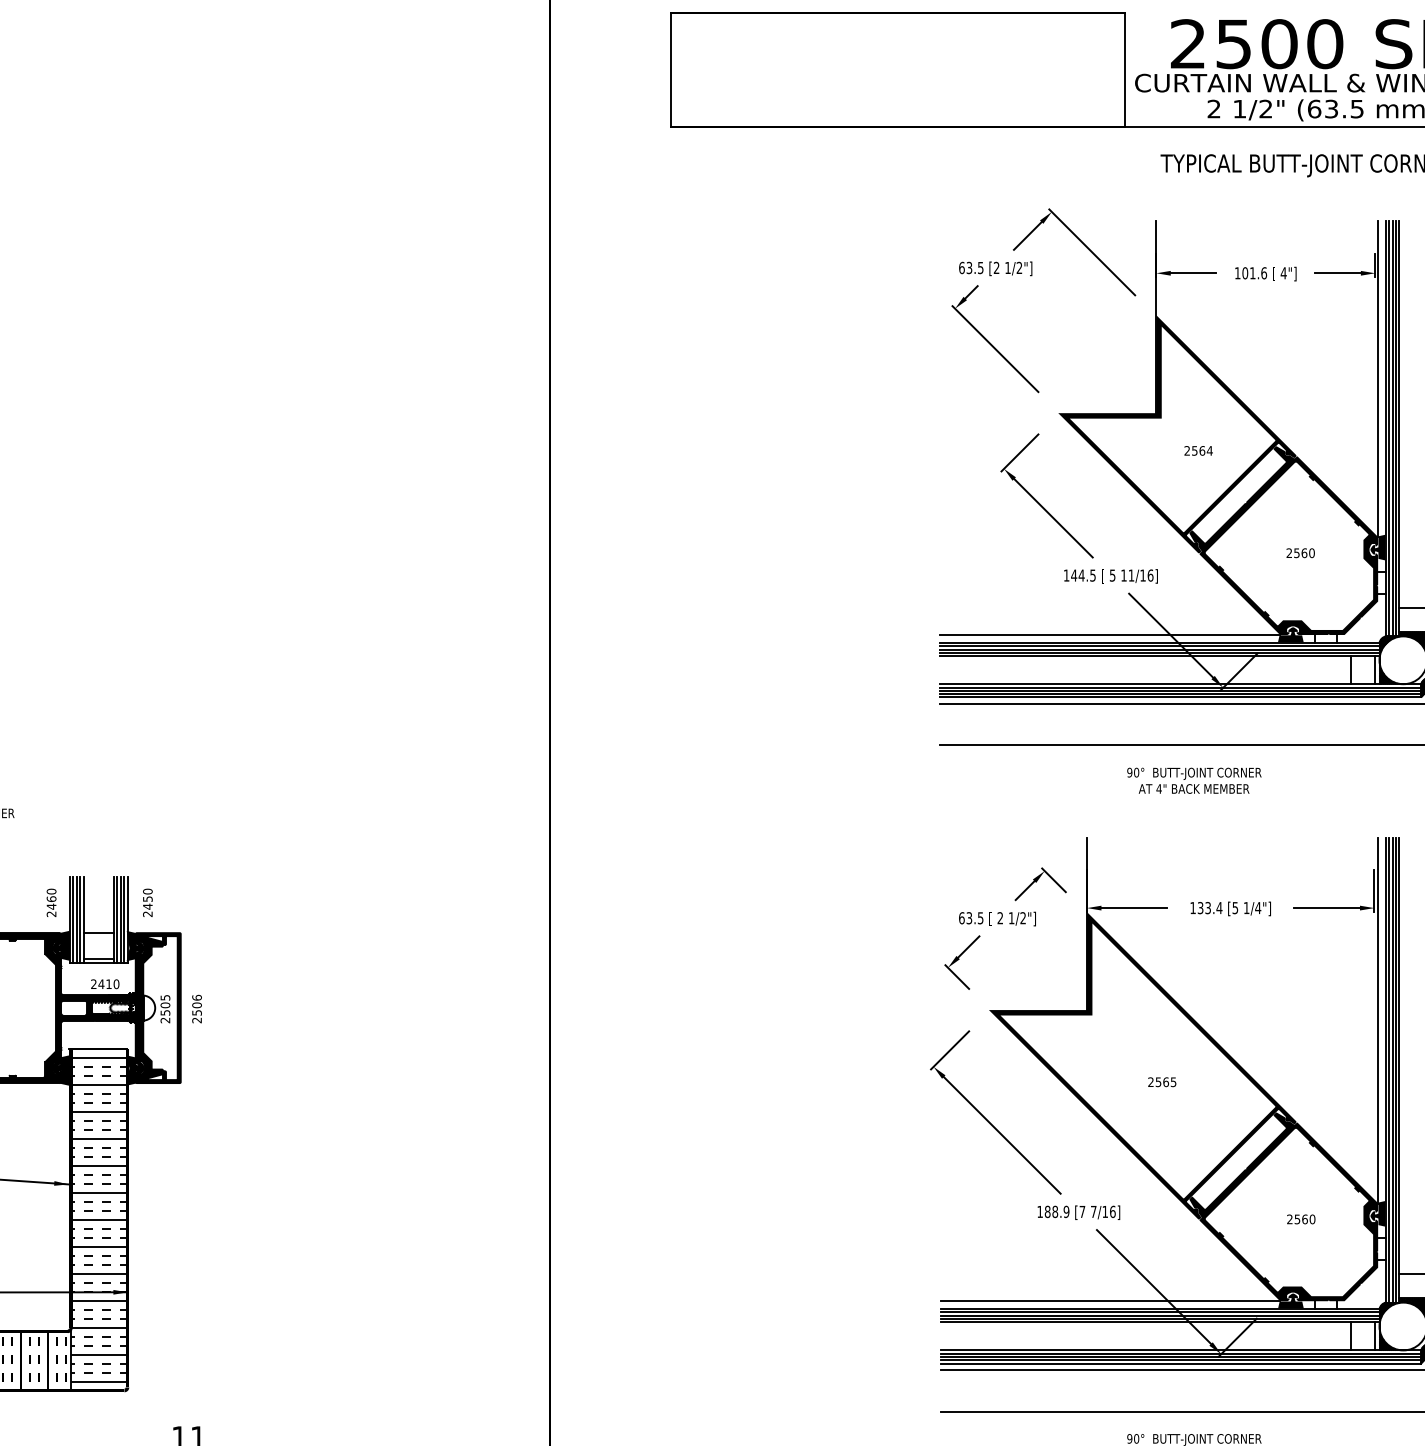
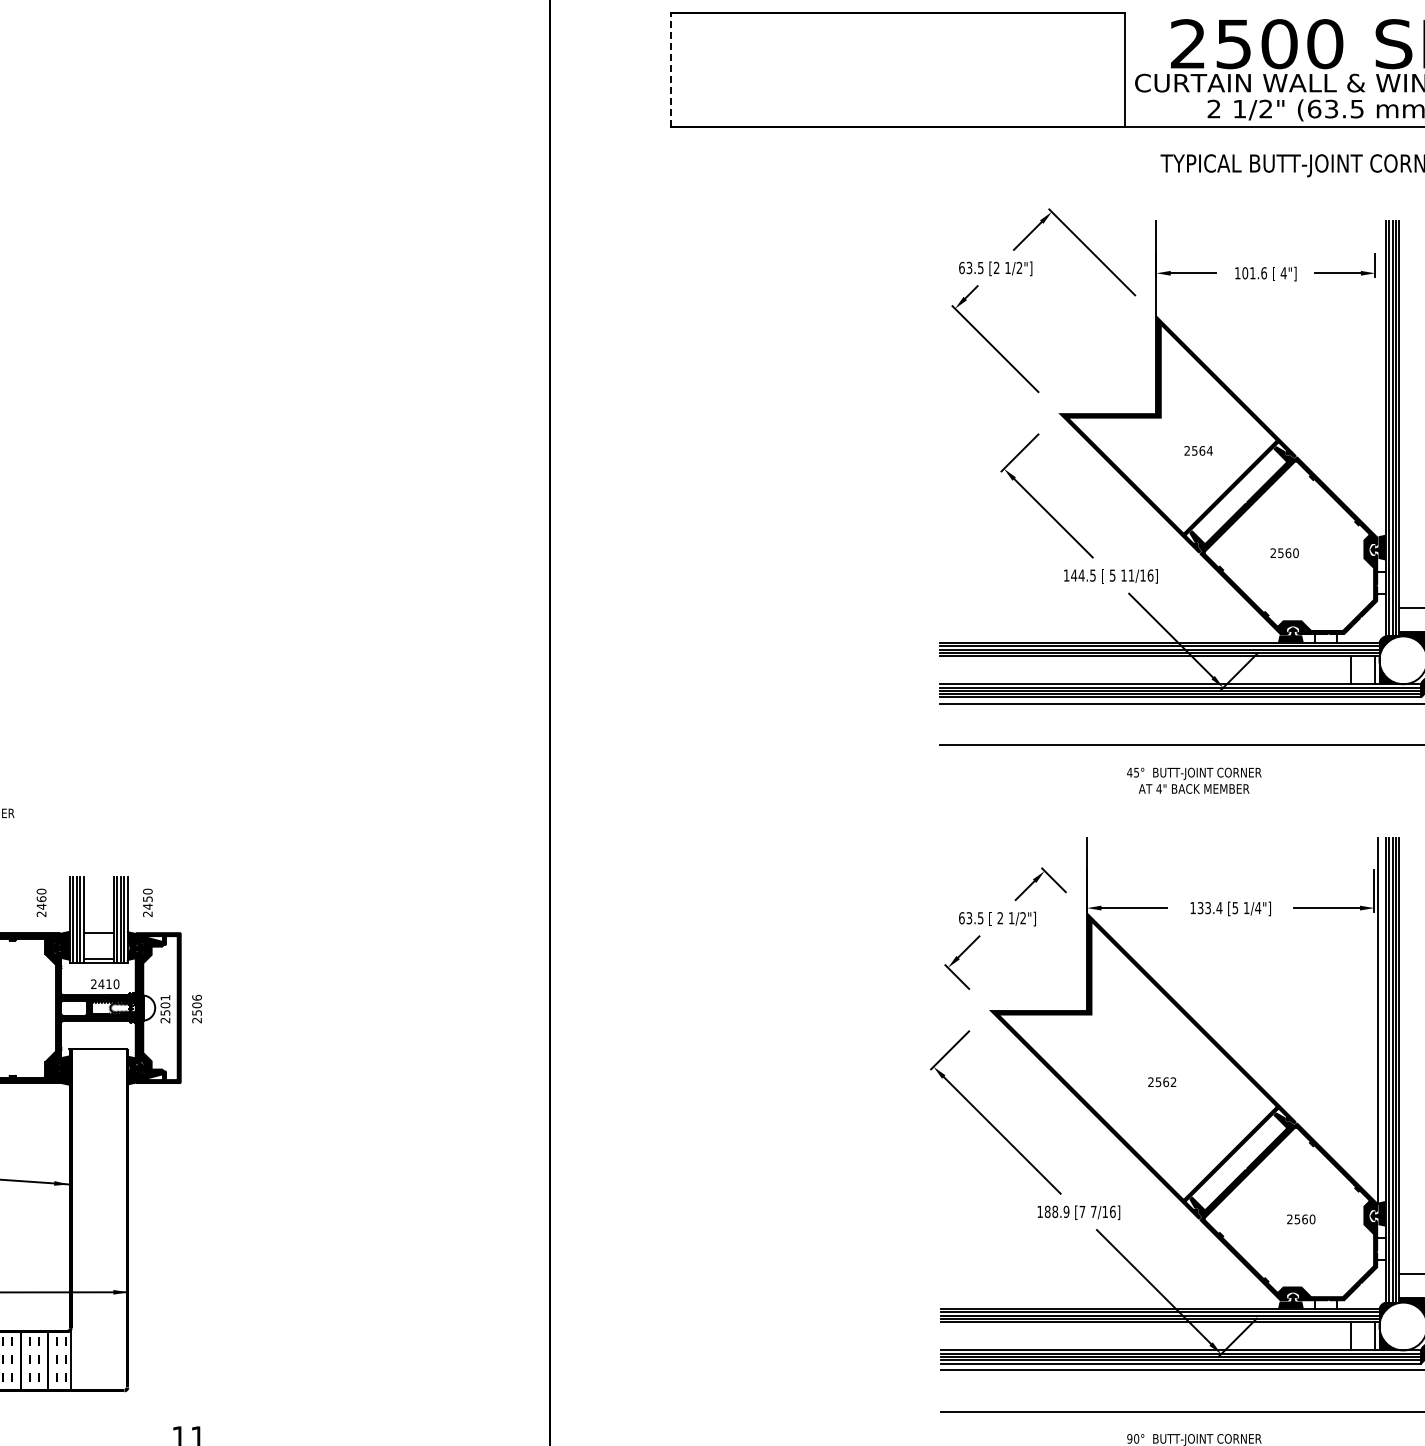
line: solid -> dashed (671, 69)
line: present -> none (1378, 378)
text position: (1300, 553) -> (1284, 553) (1284, 553)
line: present -> none (1110, 635)
text: 90° -> 45° (1133, 772)
text position: (51, 902) -> (41, 902) (41, 902)
text: 2505 -> 2501 (165, 997)
text: 2565 -> 2562 (1173, 1082)
hatch: present -> none (98, 1215)
line: present -> none (1110, 1301)
